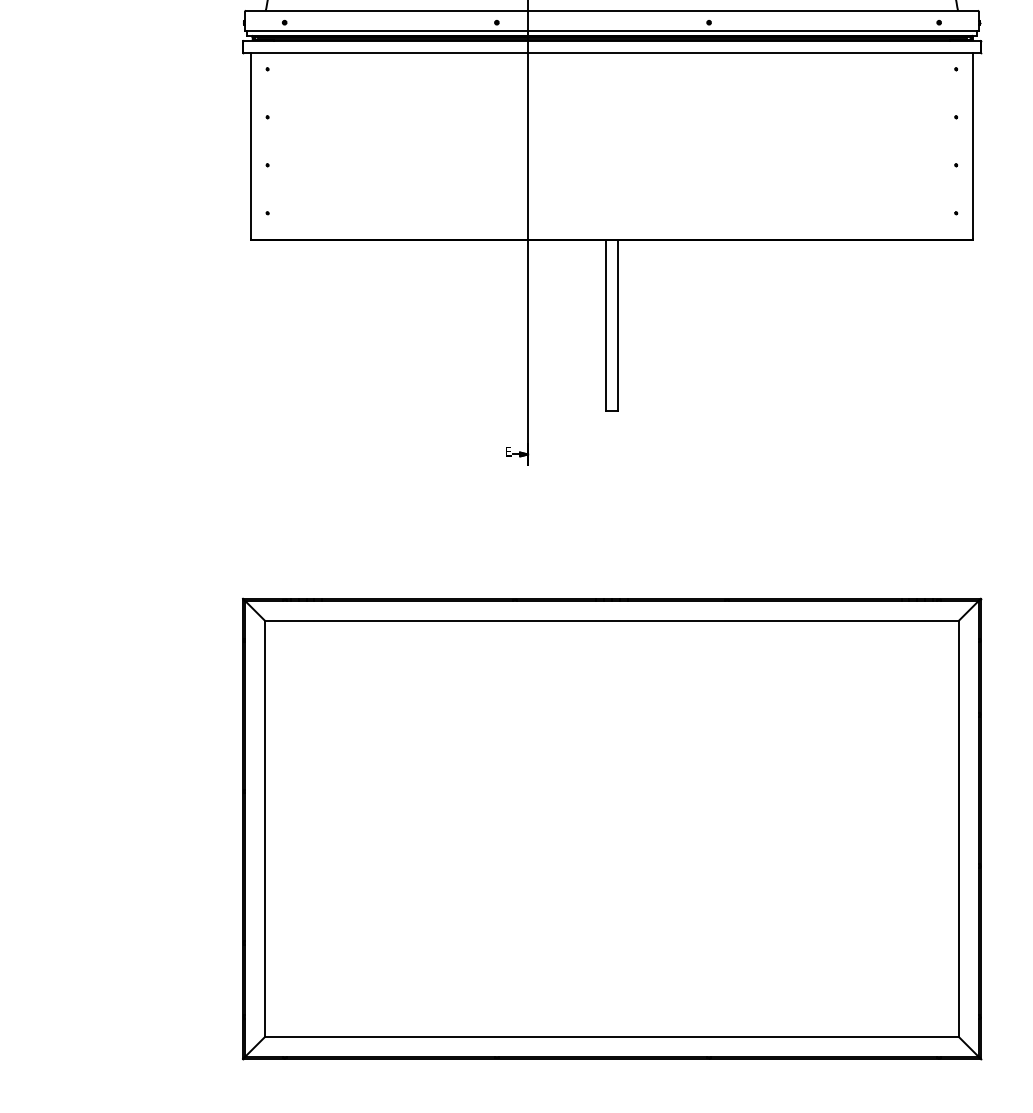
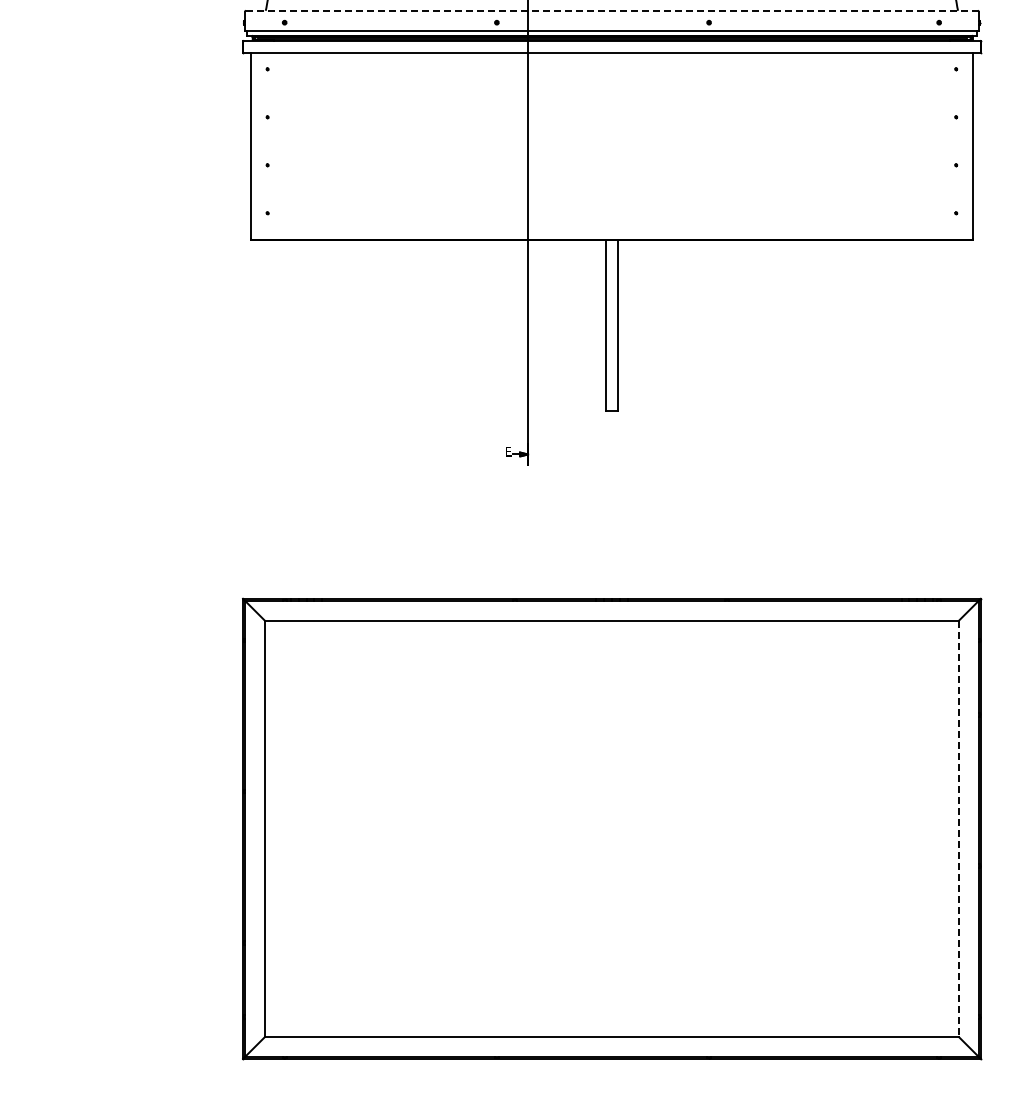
line: solid -> dashed (611, 10)
line: solid -> dashed (959, 829)
